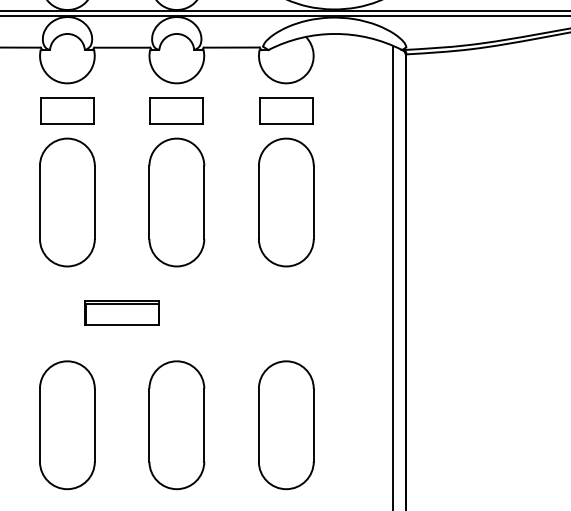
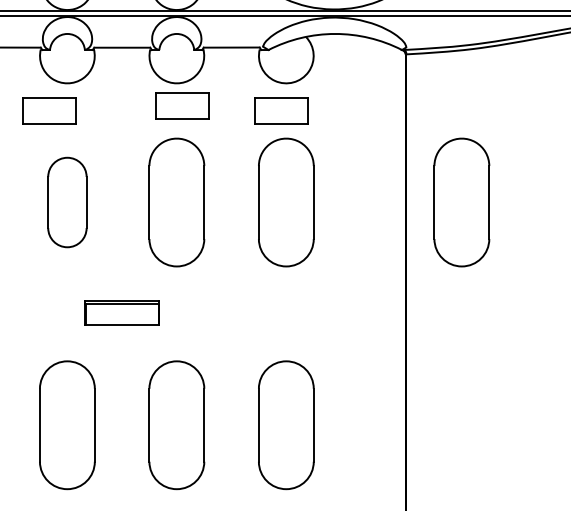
part position: (67, 110) -> (49, 110) (49, 110)
part position: (176, 110) -> (182, 105) (182, 105)
part position: (286, 110) -> (281, 110) (281, 110)
part size: 57x131 px -> 41x93 px (67, 202)
part: none -> present (461, 202)
line: present -> none (393, 276)
